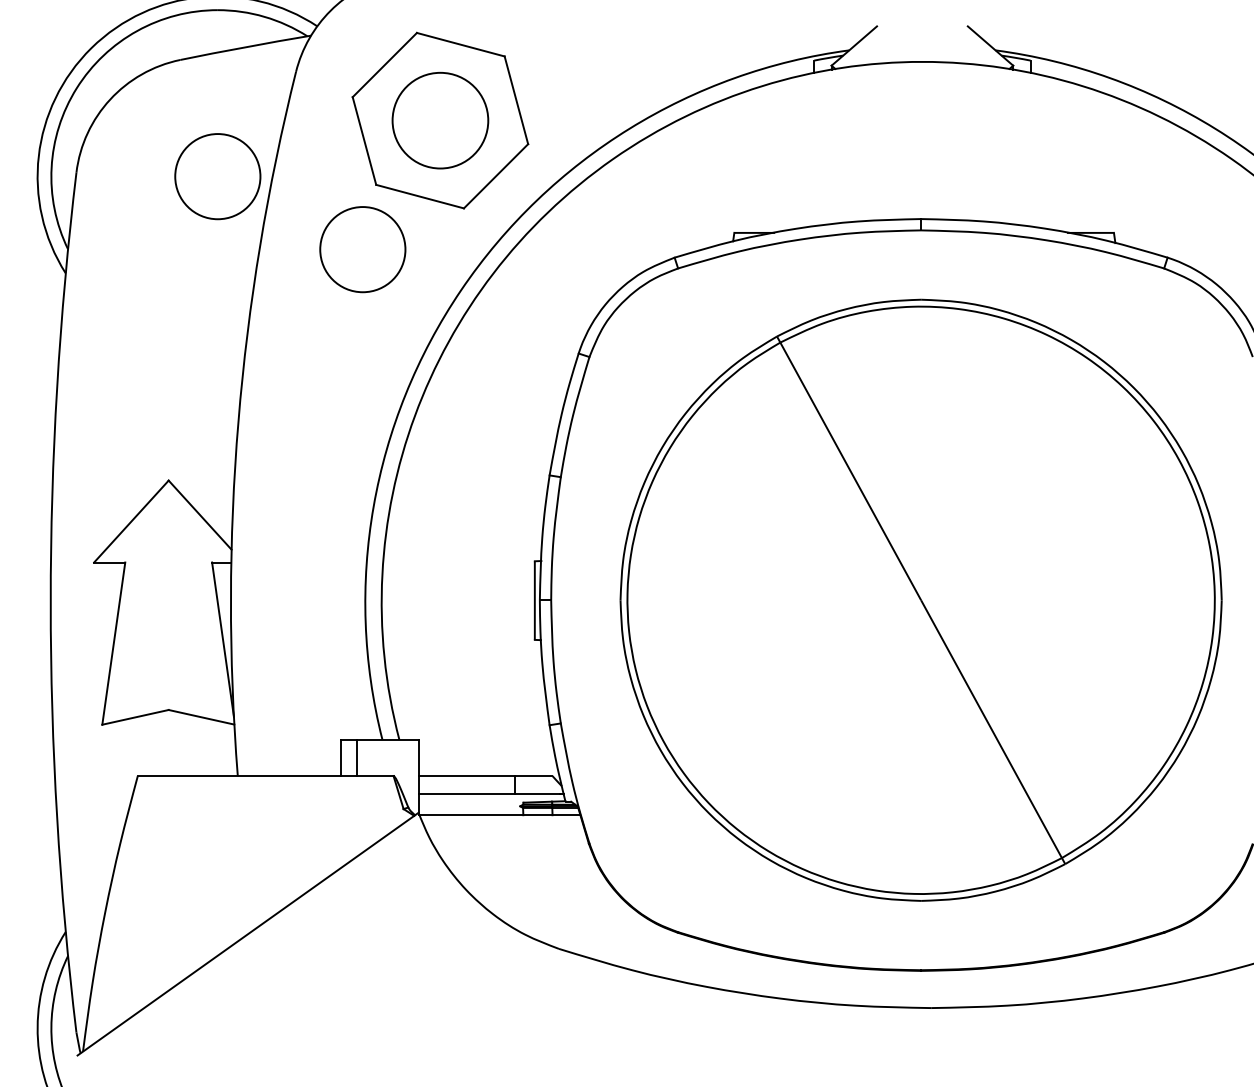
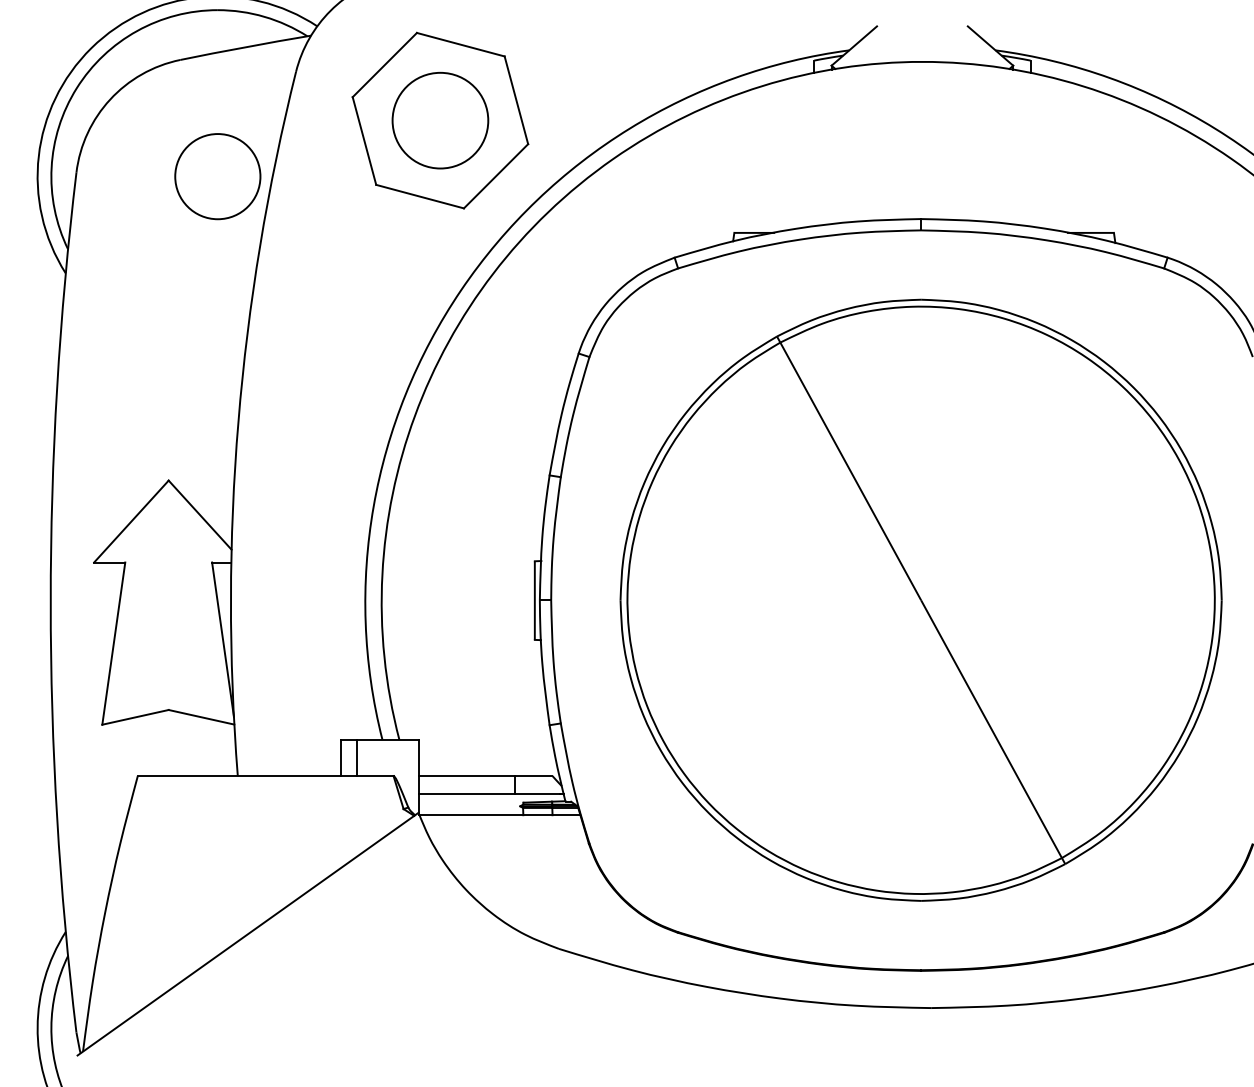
circle: present -> none (362, 249)
